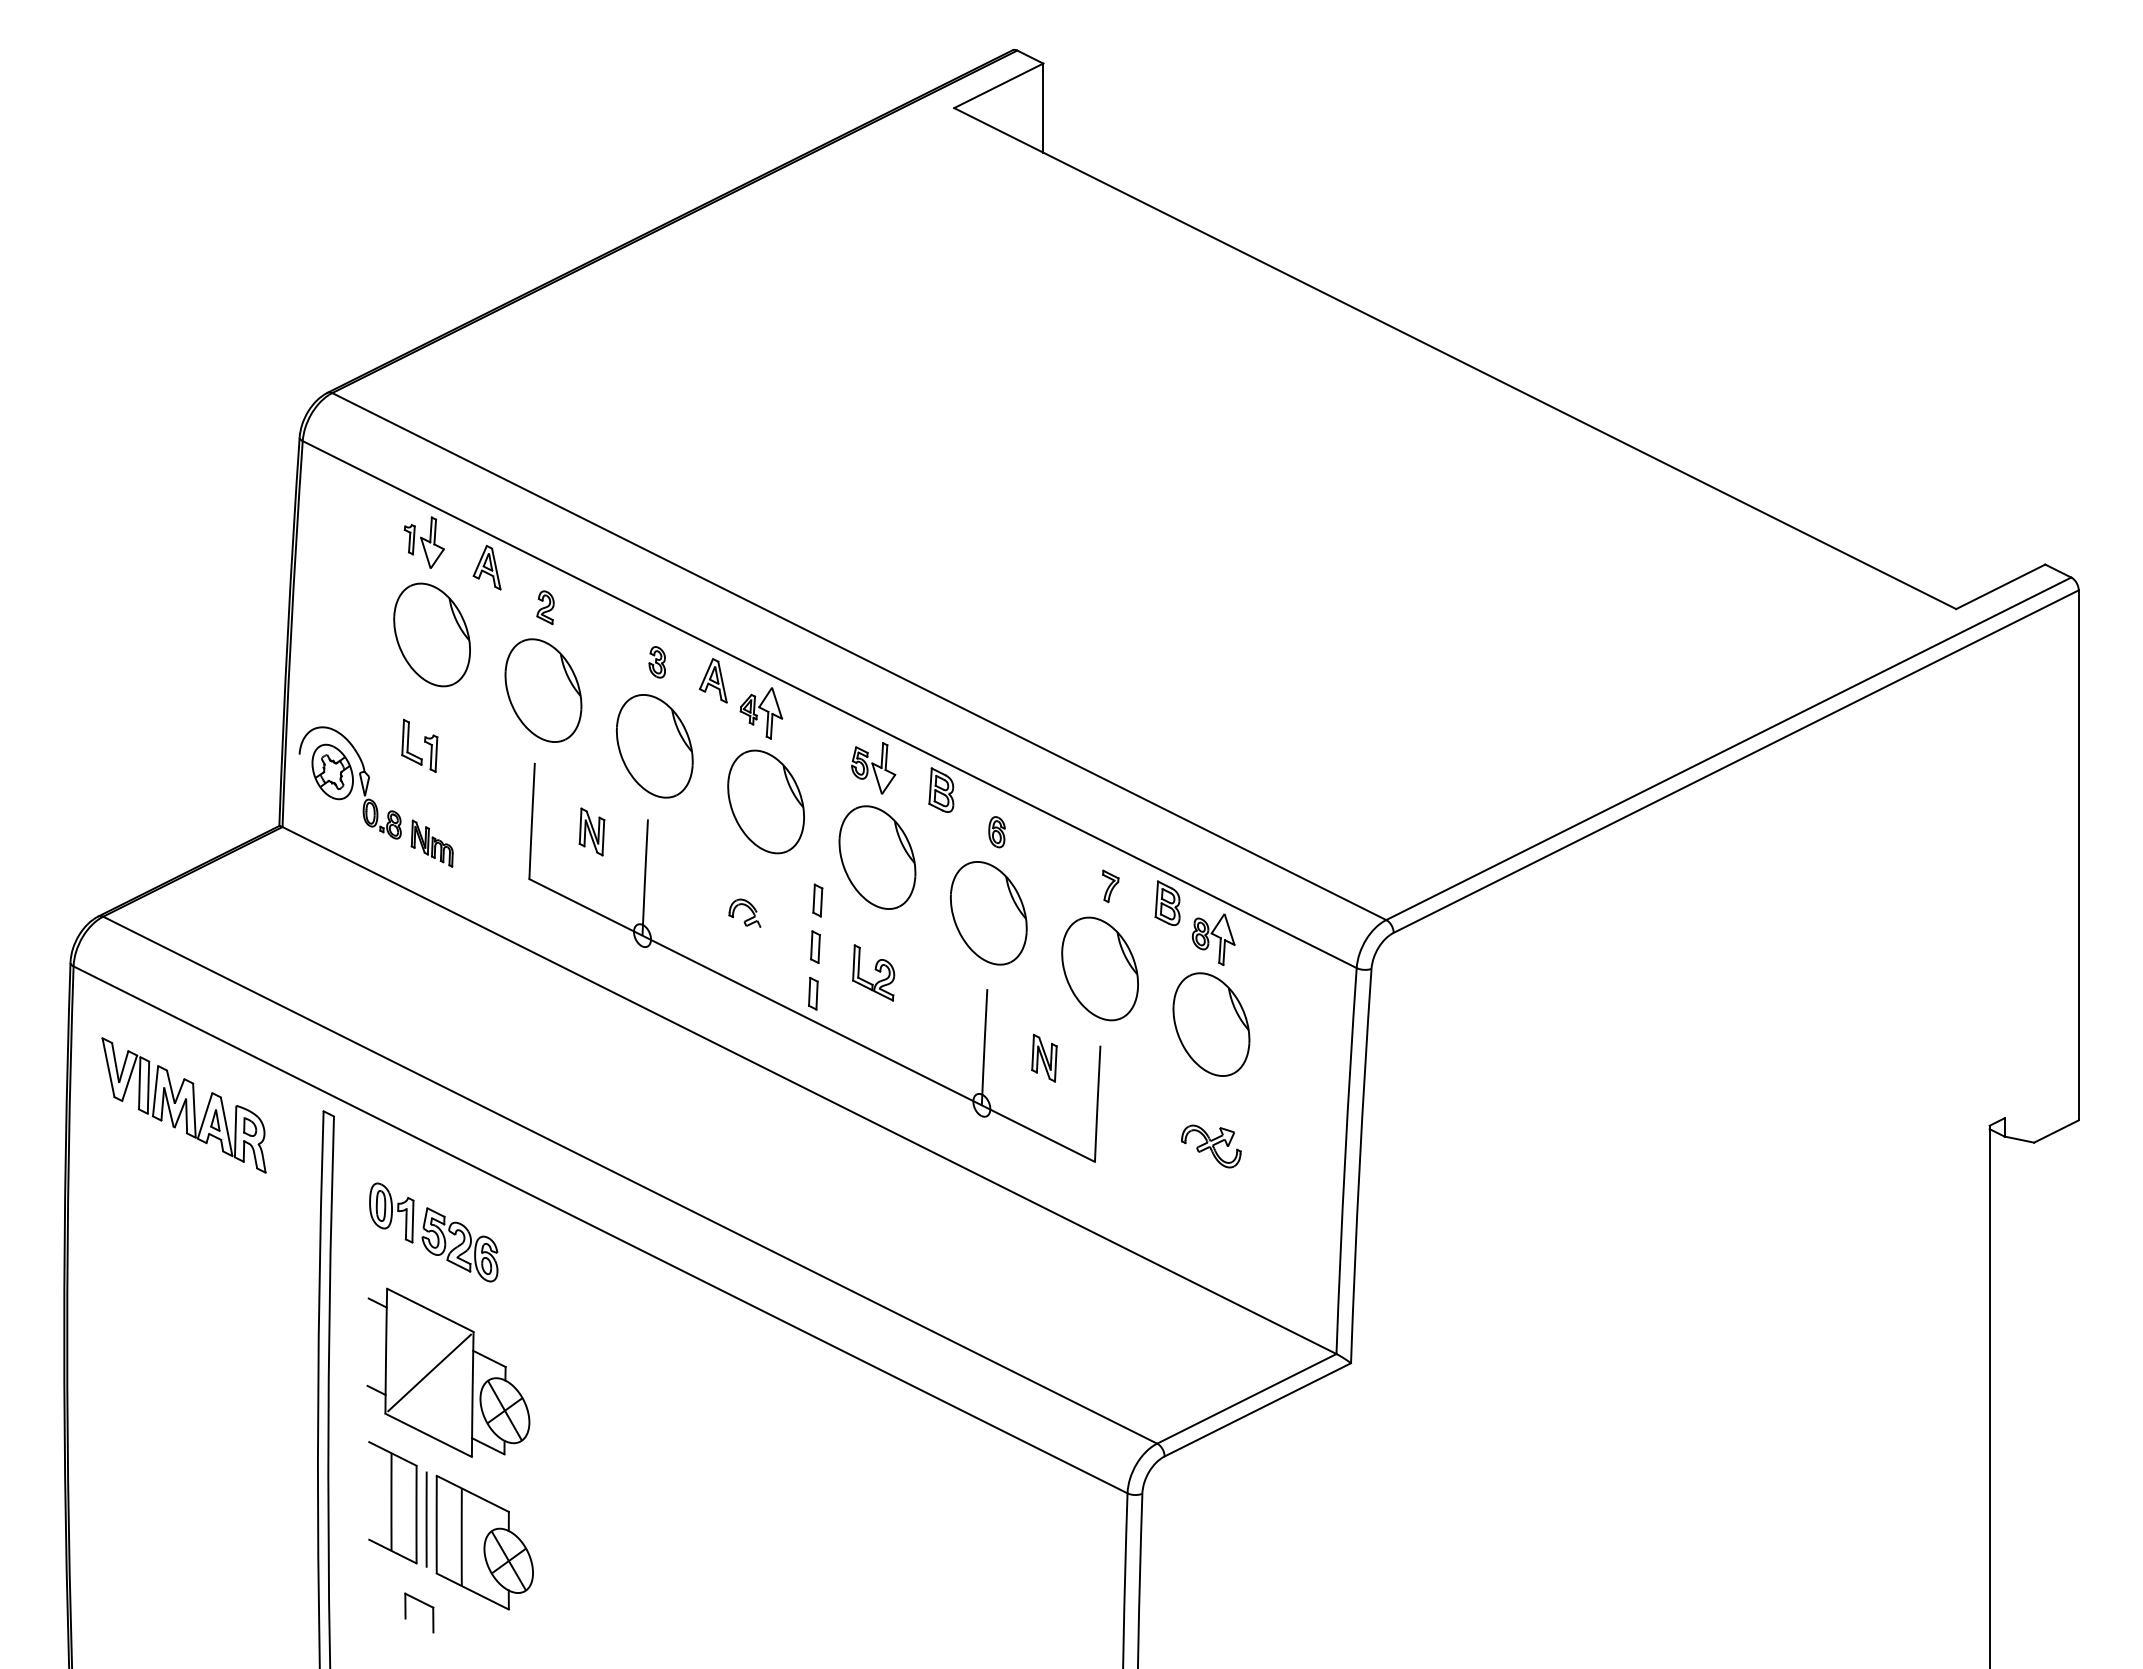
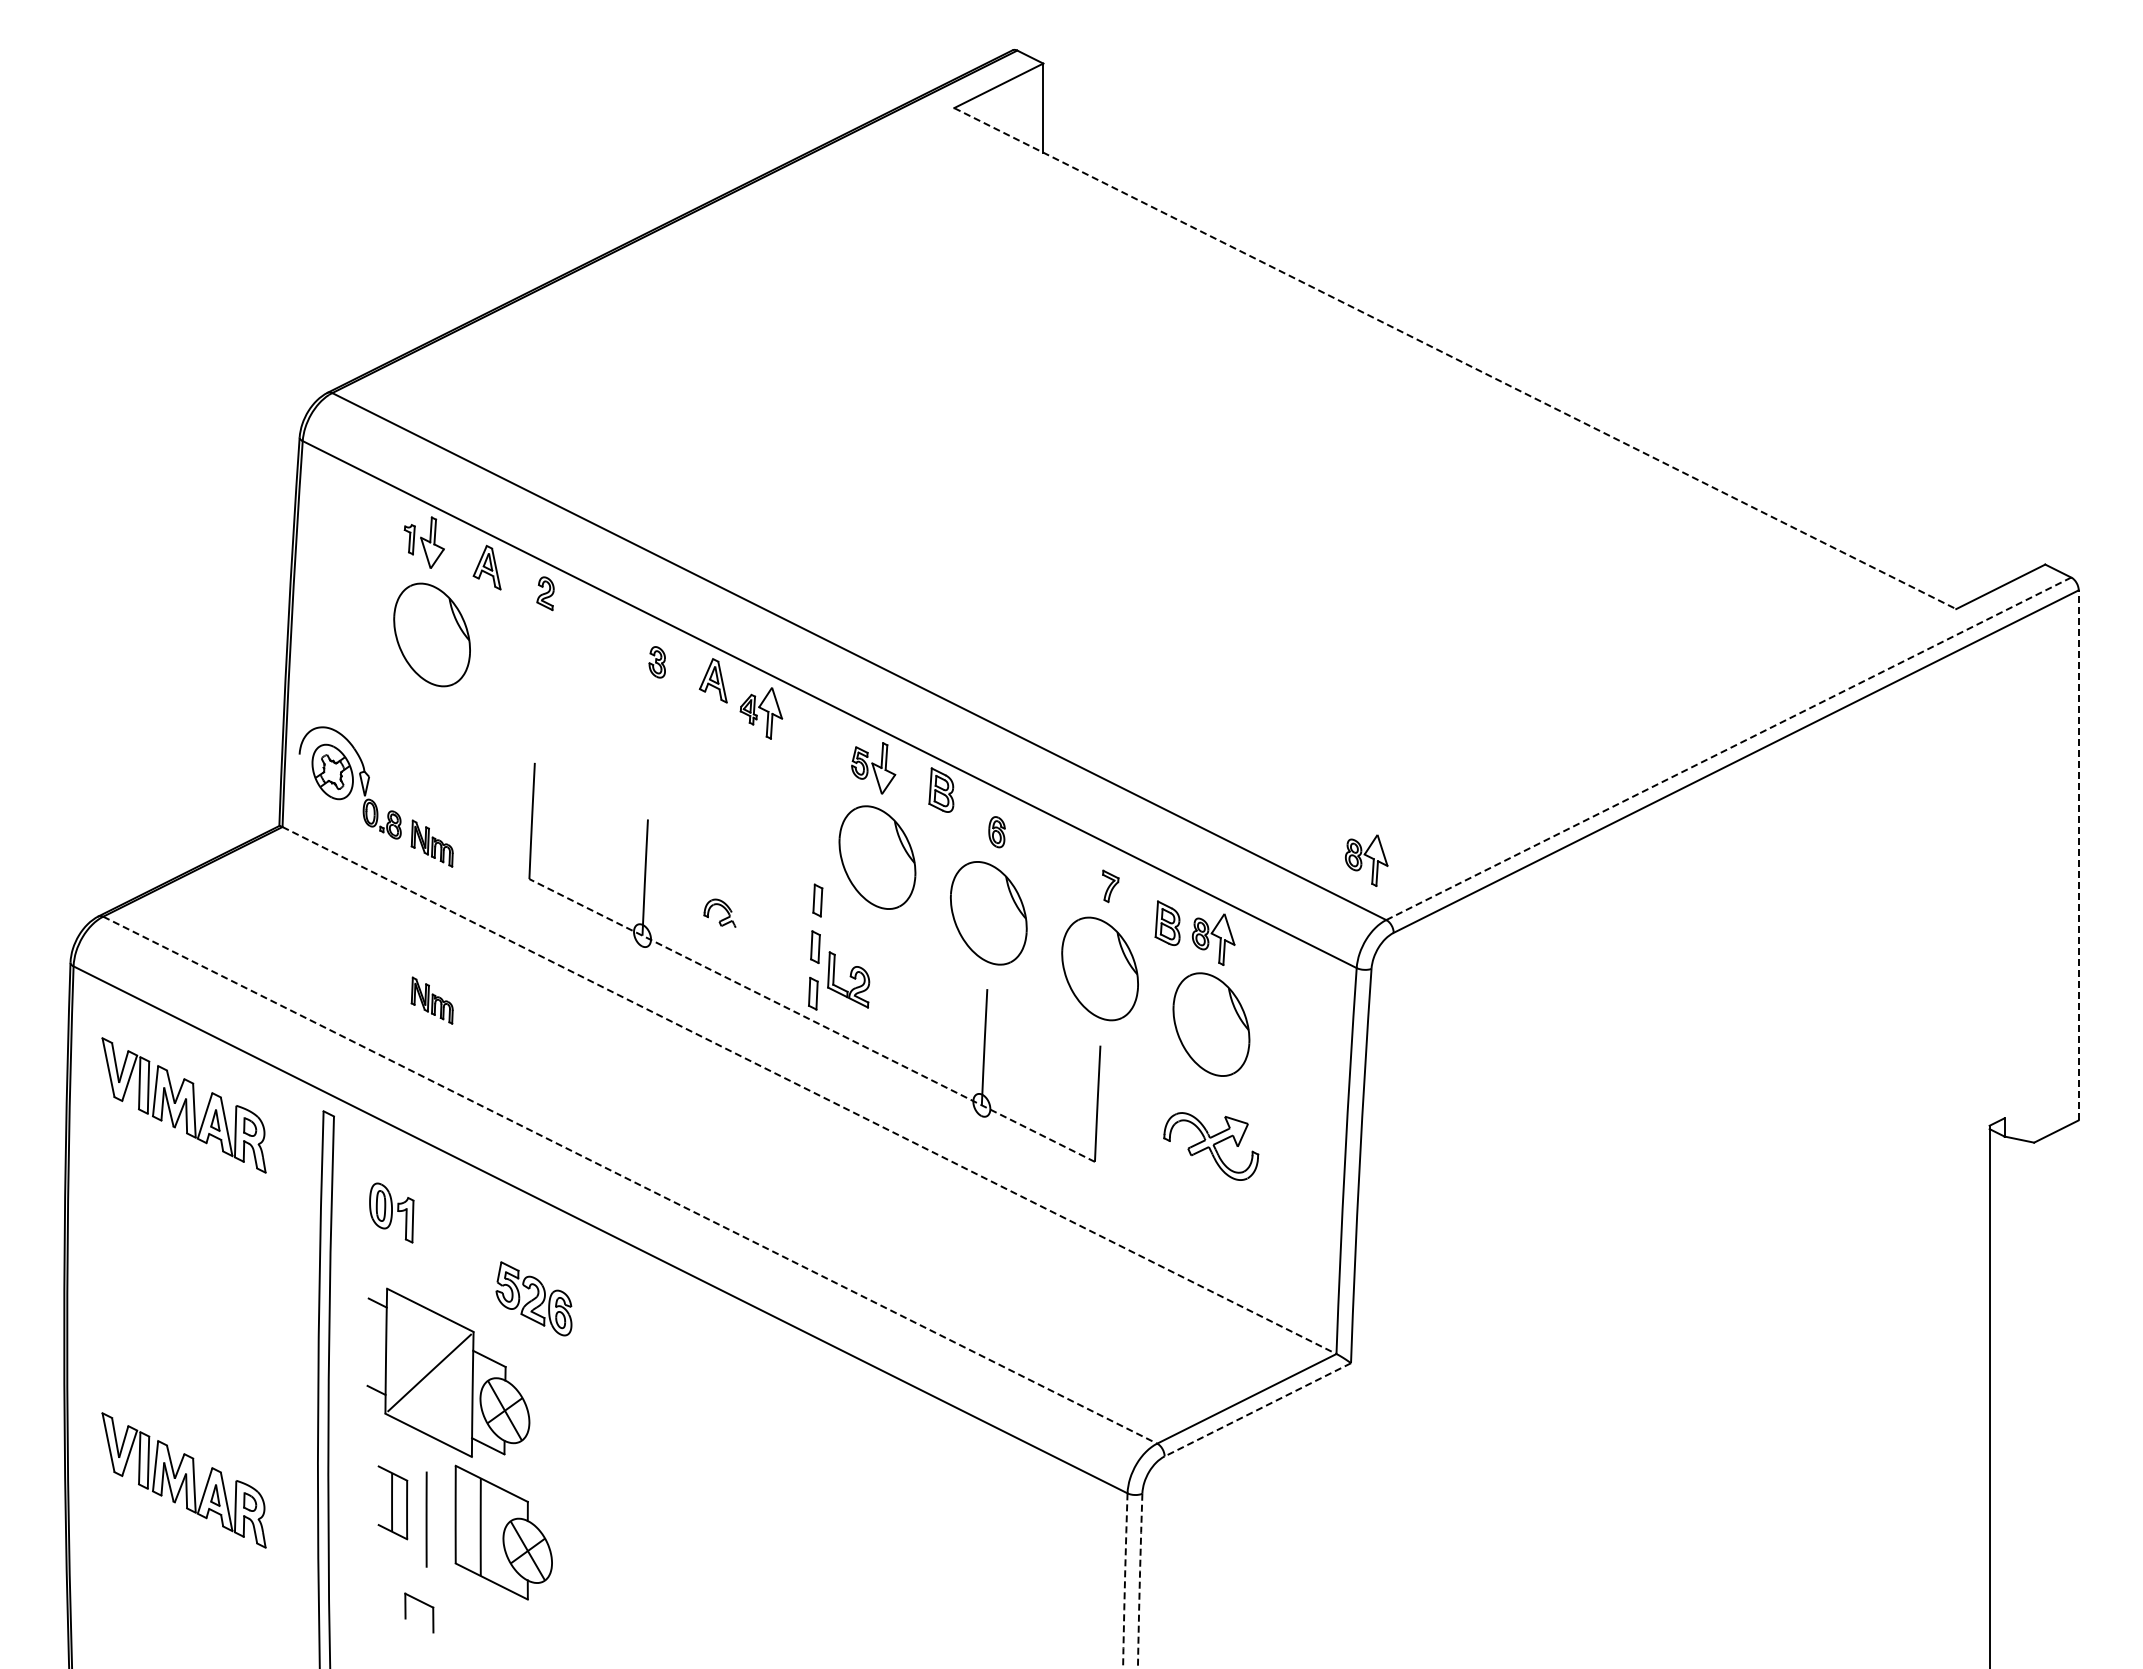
line: solid -> dashed (1455, 358)
part position: (545, 607) -> (545, 593) (545, 593)
part: present -> none (543, 690)
part: present -> none (419, 745)
part: present -> none (654, 746)
line: solid -> dashed (1728, 748)
part: present -> none (765, 801)
part: present -> none (591, 831)
line: solid -> dashed (2078, 854)
part: none -> present (1366, 860)
part position: (1167, 902) -> (1167, 922) (1167, 922)
part position: (744, 912) -> (719, 912) (719, 912)
part position: (873, 972) -> (848, 979) (848, 979)
part: none -> present (431, 1000)
line: solid -> dashed (811, 1020)
part: present -> none (1044, 1057)
line: solid -> dashed (809, 1090)
part size: 61x45 px -> 97x69 px (1211, 1146)
line: solid -> dashed (630, 1180)
part position: (459, 1244) -> (533, 1298) (533, 1298)
line: solid -> dashed (1257, 1410)
part: none -> present (183, 1480)
part size: 50x124 px -> 32x76 px (392, 1502)
part position: (484, 1542) -> (503, 1532) (503, 1532)
arc: solid -> dashed (1125, 1580)
arc: solid -> dashed (1139, 1581)
